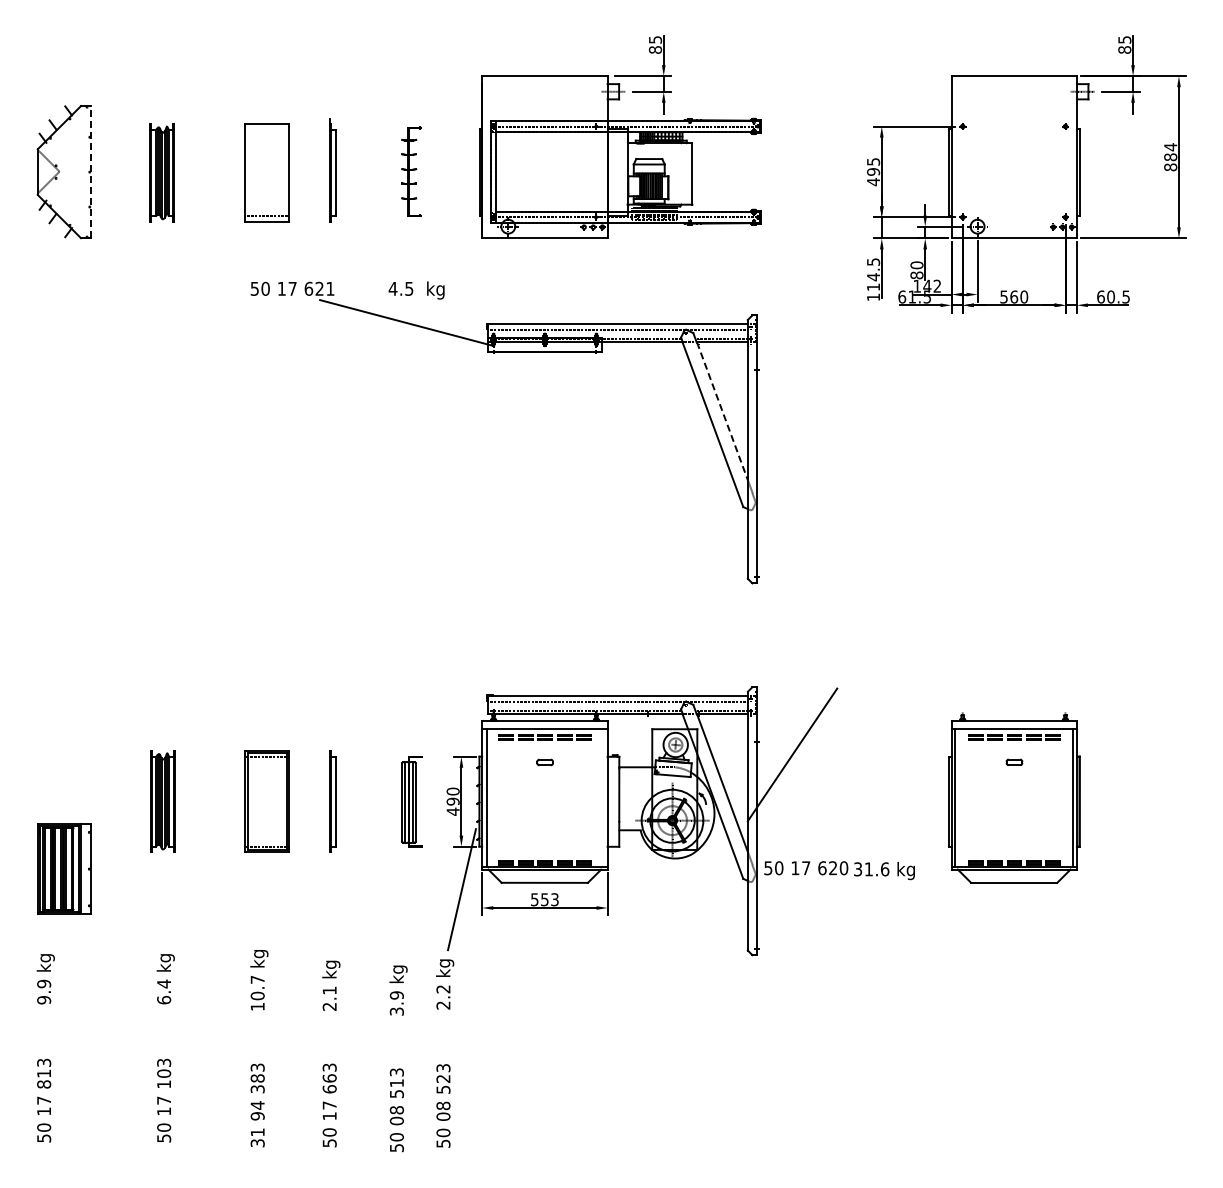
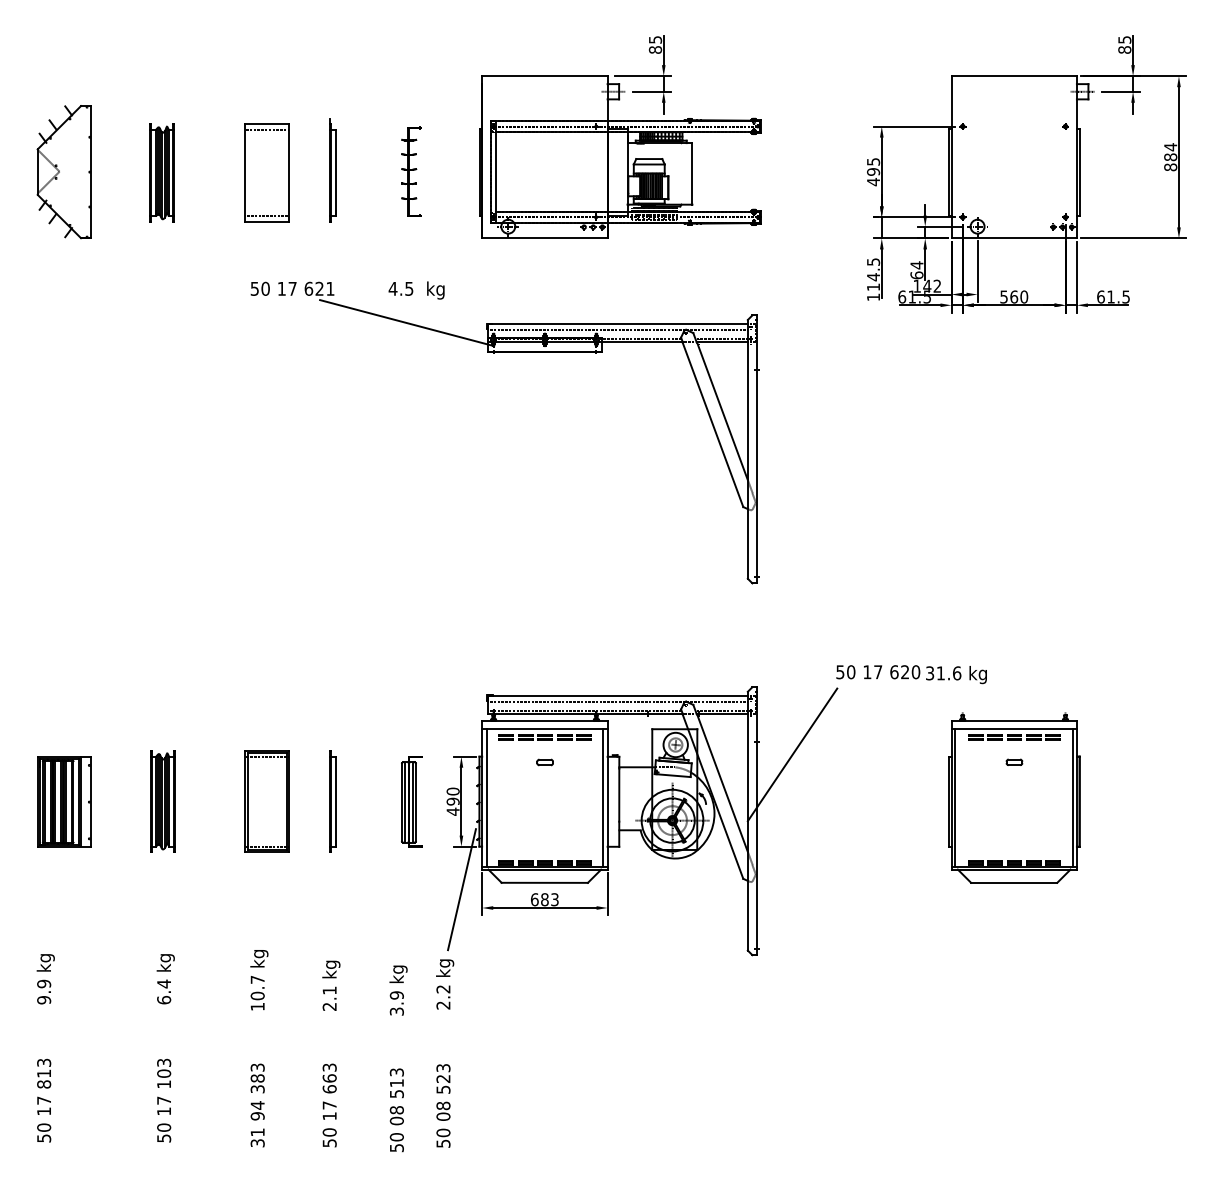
line: none -> present (267, 129)
line: dashed -> solid (90, 171)
text: 80 -> 64 (916, 270)
text: 60.5 -> 61.5 (1110, 296)
line: dashed -> solid (722, 411)
line: none -> present (602, 797)
part position: (64, 868) -> (64, 801) (64, 801)
text position: (839, 870) -> (911, 674) (911, 674)
text: 553 -> 683 (539, 899)
